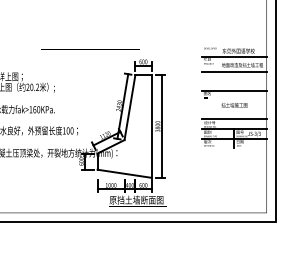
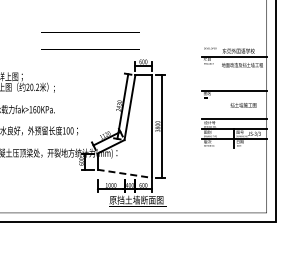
line: none -> present (90, 32)
line: present -> none (233, 71)
text position: (234, 105) -> (243, 105) (243, 105)
line: solid -> dashed (125, 173)
